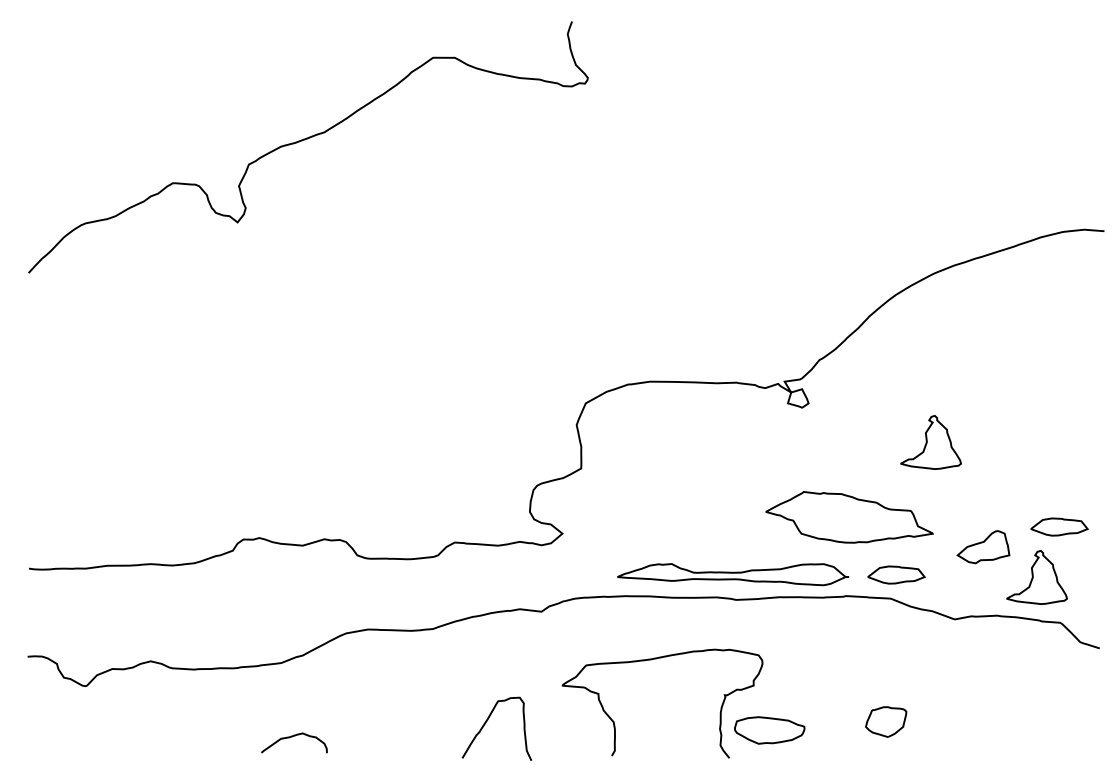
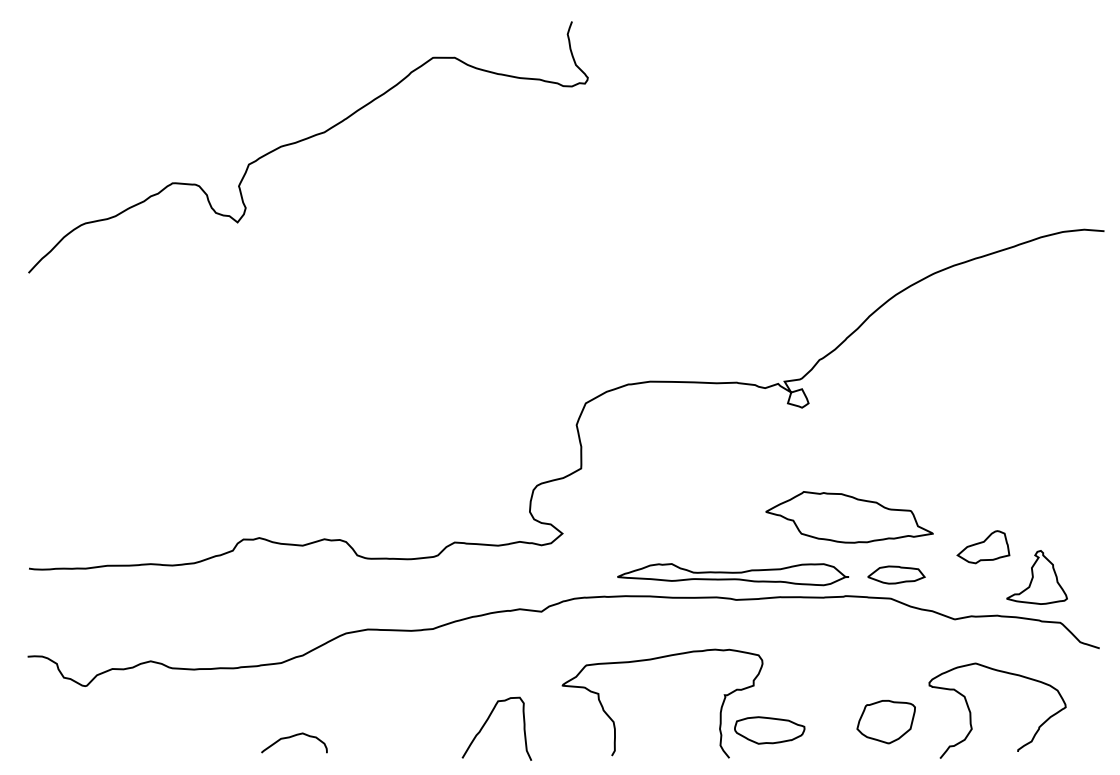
part: present -> none (930, 442)
part: present -> none (1059, 526)
curve: none -> present (971, 712)
part size: 43x32 px -> 60x46 px (885, 721)
